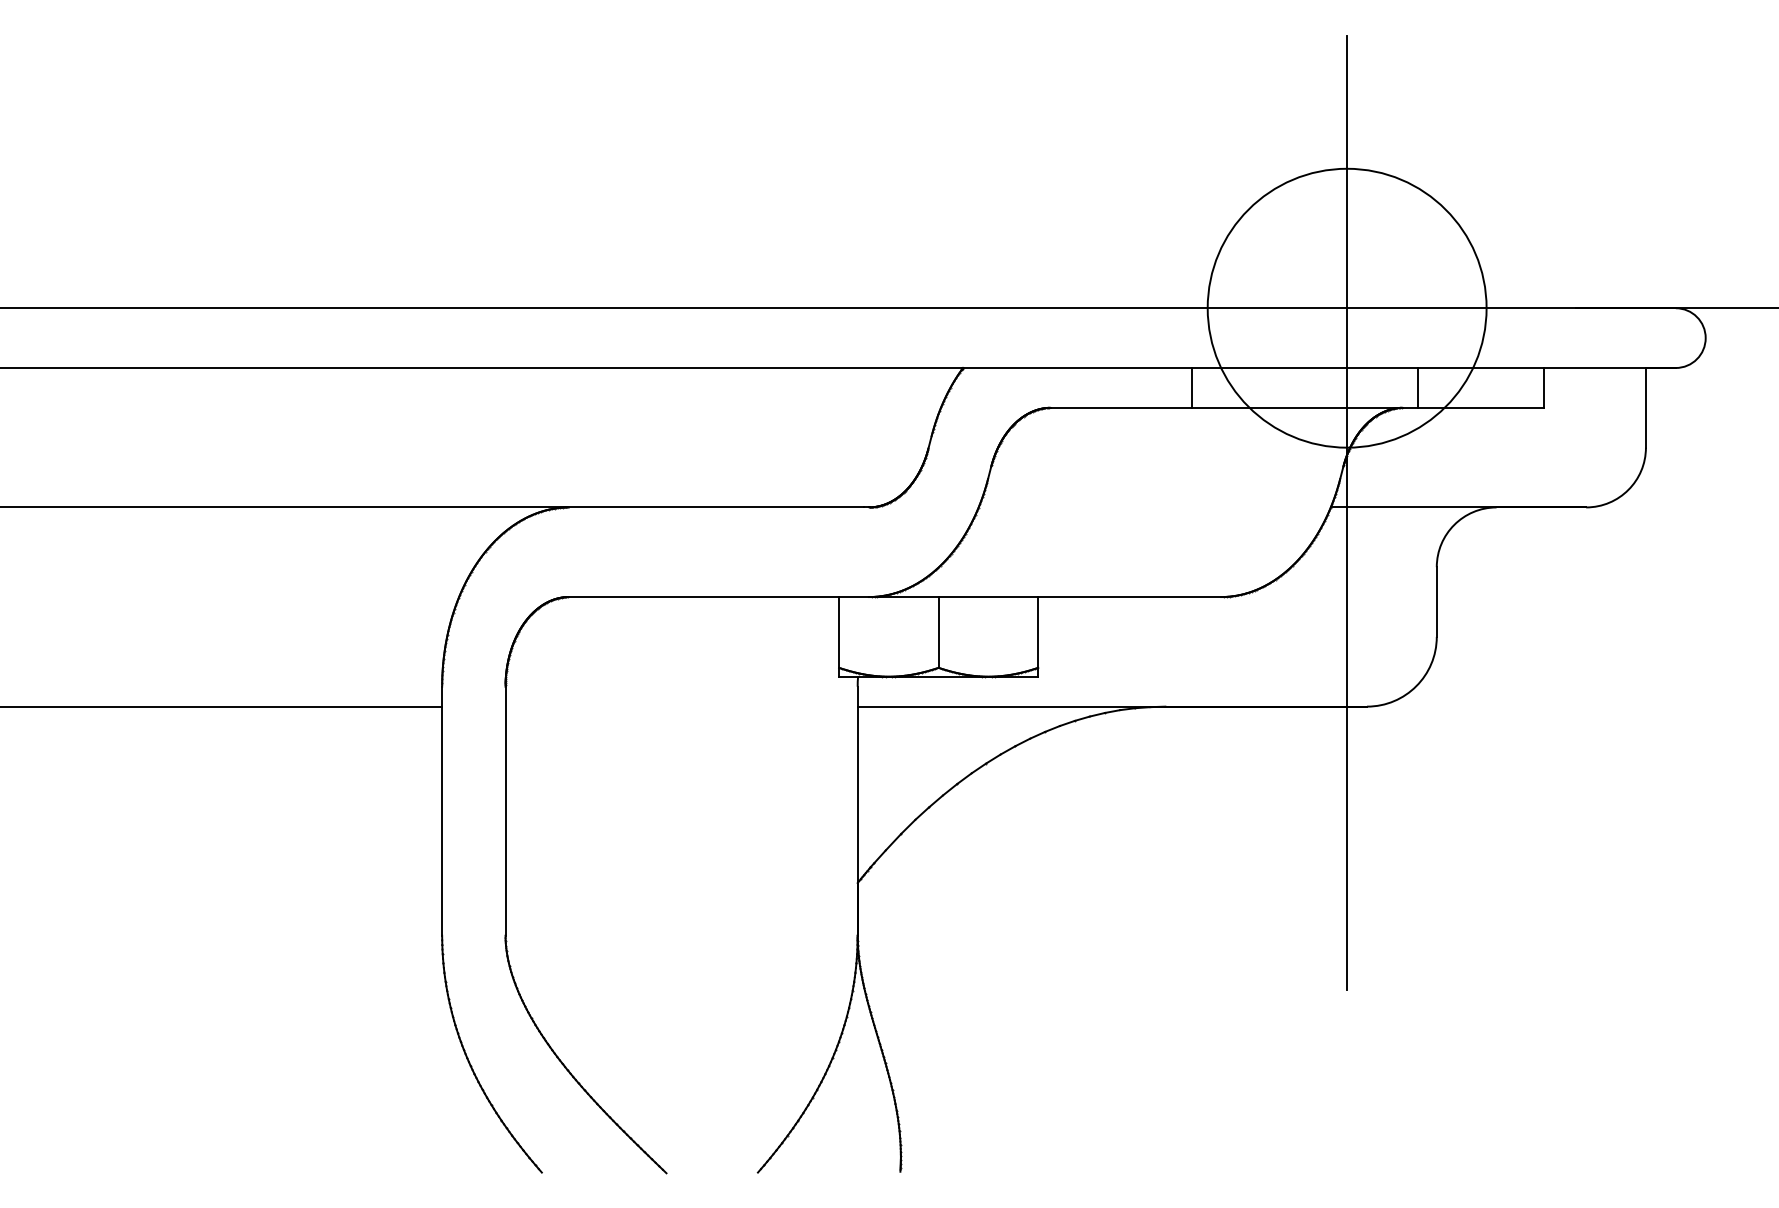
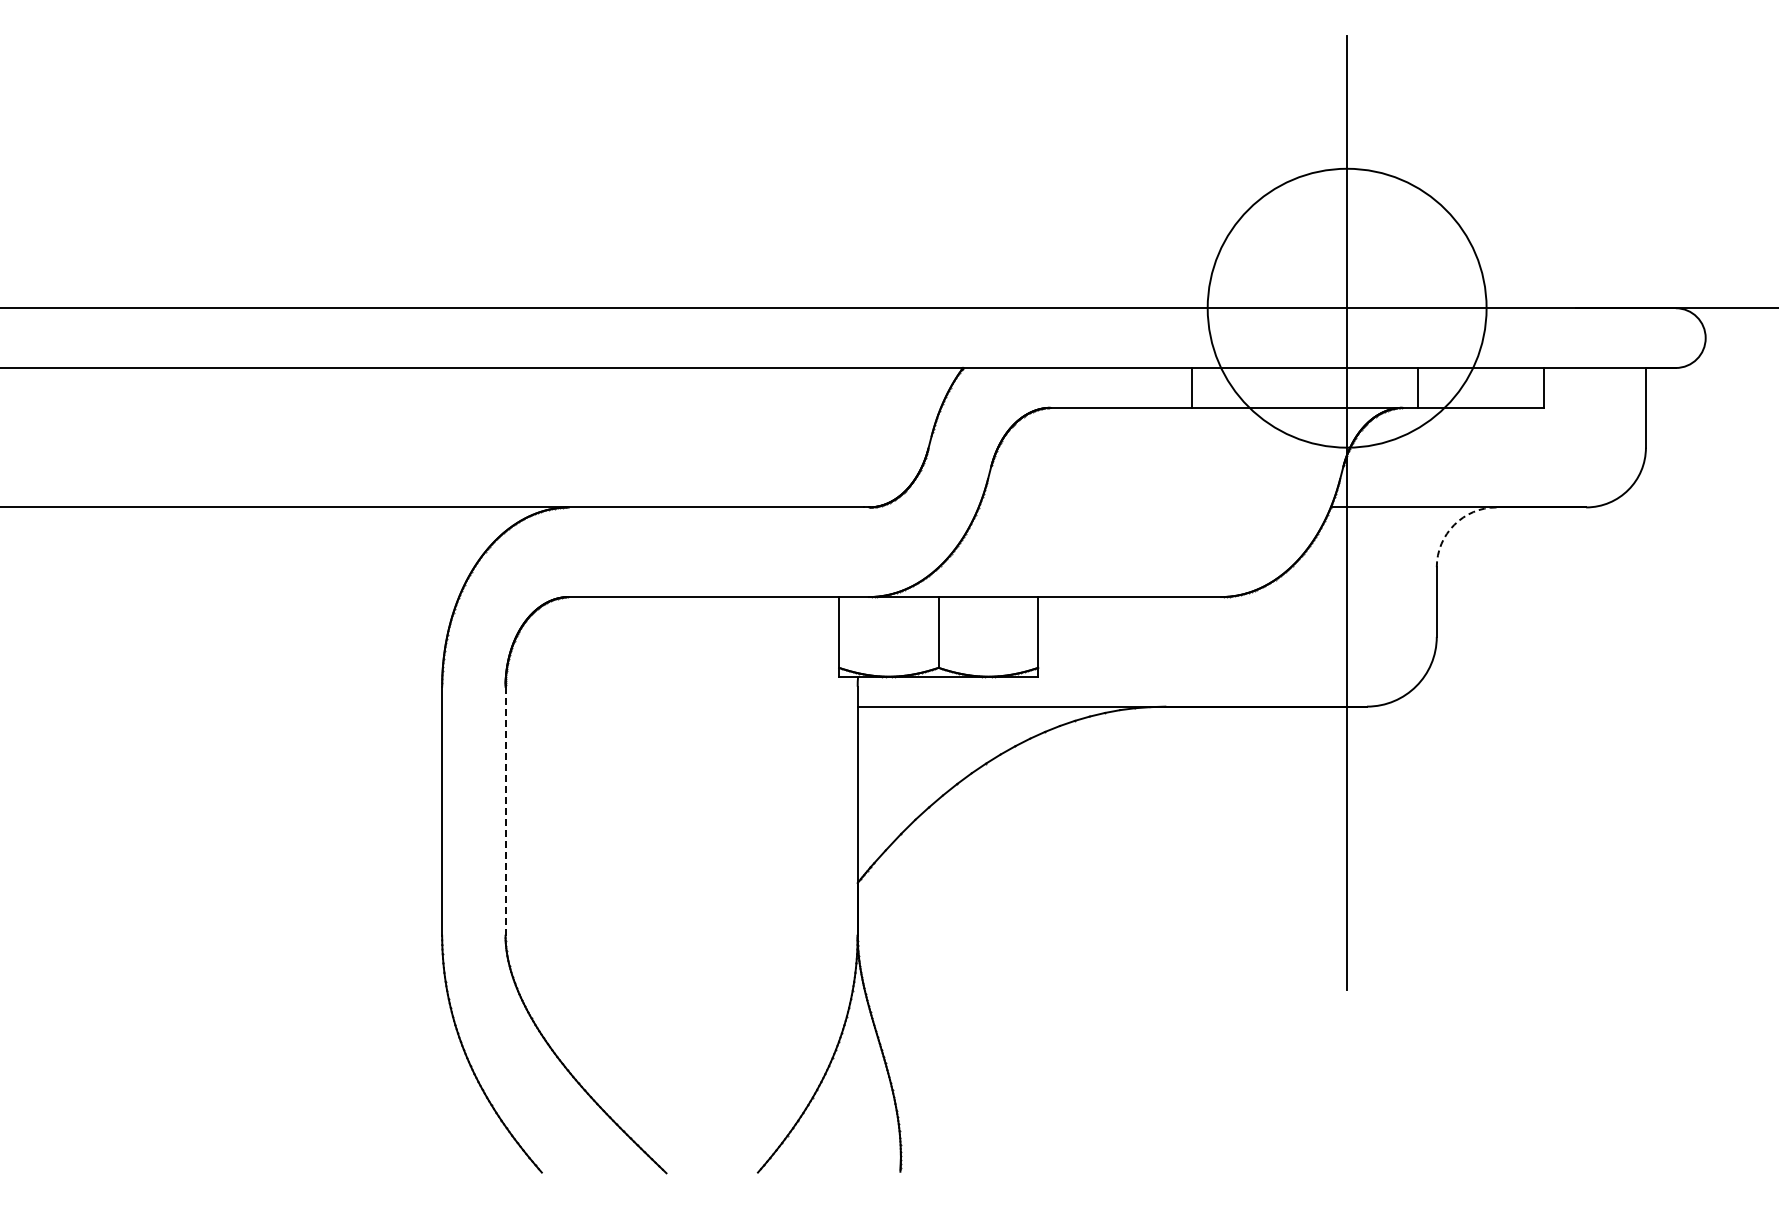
arc: solid -> dashed (1454, 524)
line: present -> none (222, 706)
line: solid -> dashed (505, 811)
